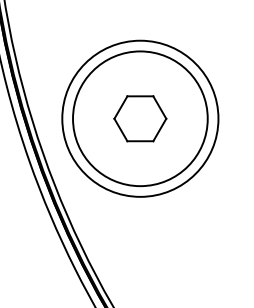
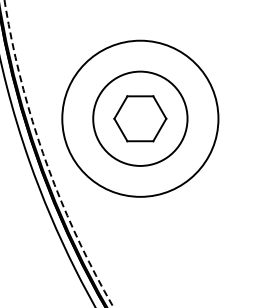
circle diameter: 135 px -> 94 px (140, 118)
arc: solid -> dashed (45, 158)
